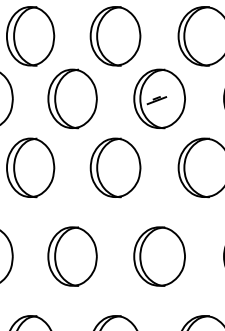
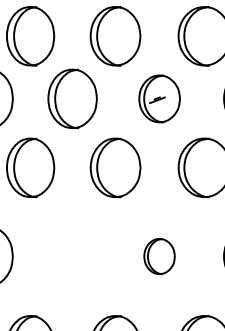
part size: 53x62 px -> 43x50 px (159, 98)
part: present -> none (72, 256)
part size: 53x61 px -> 33x38 px (159, 256)
